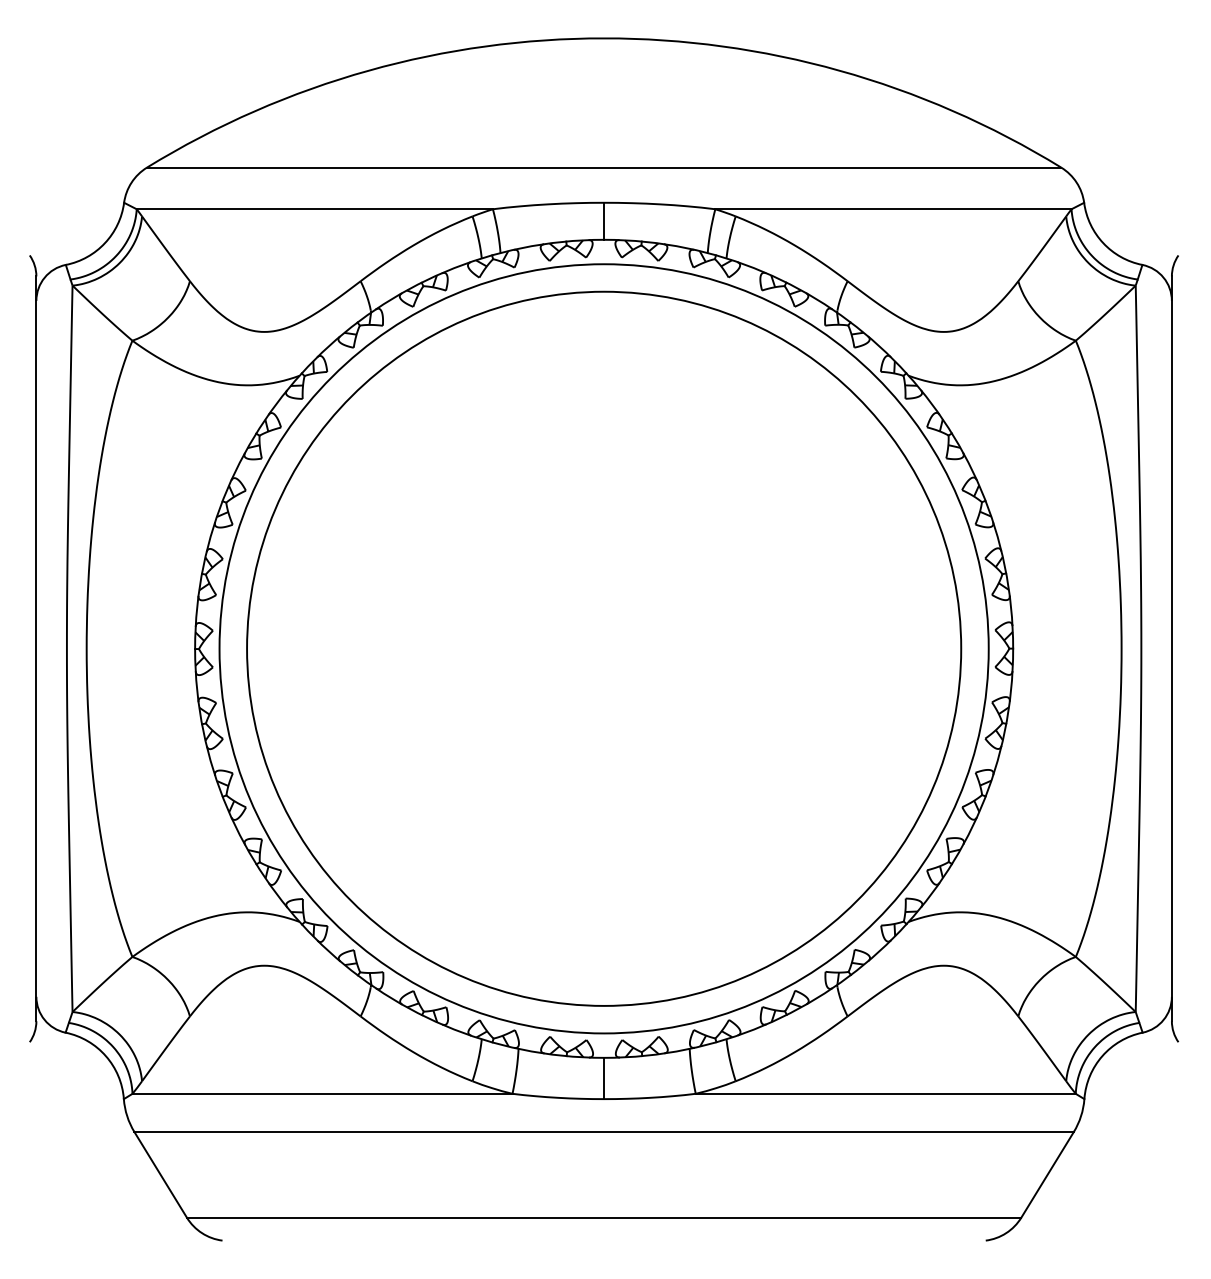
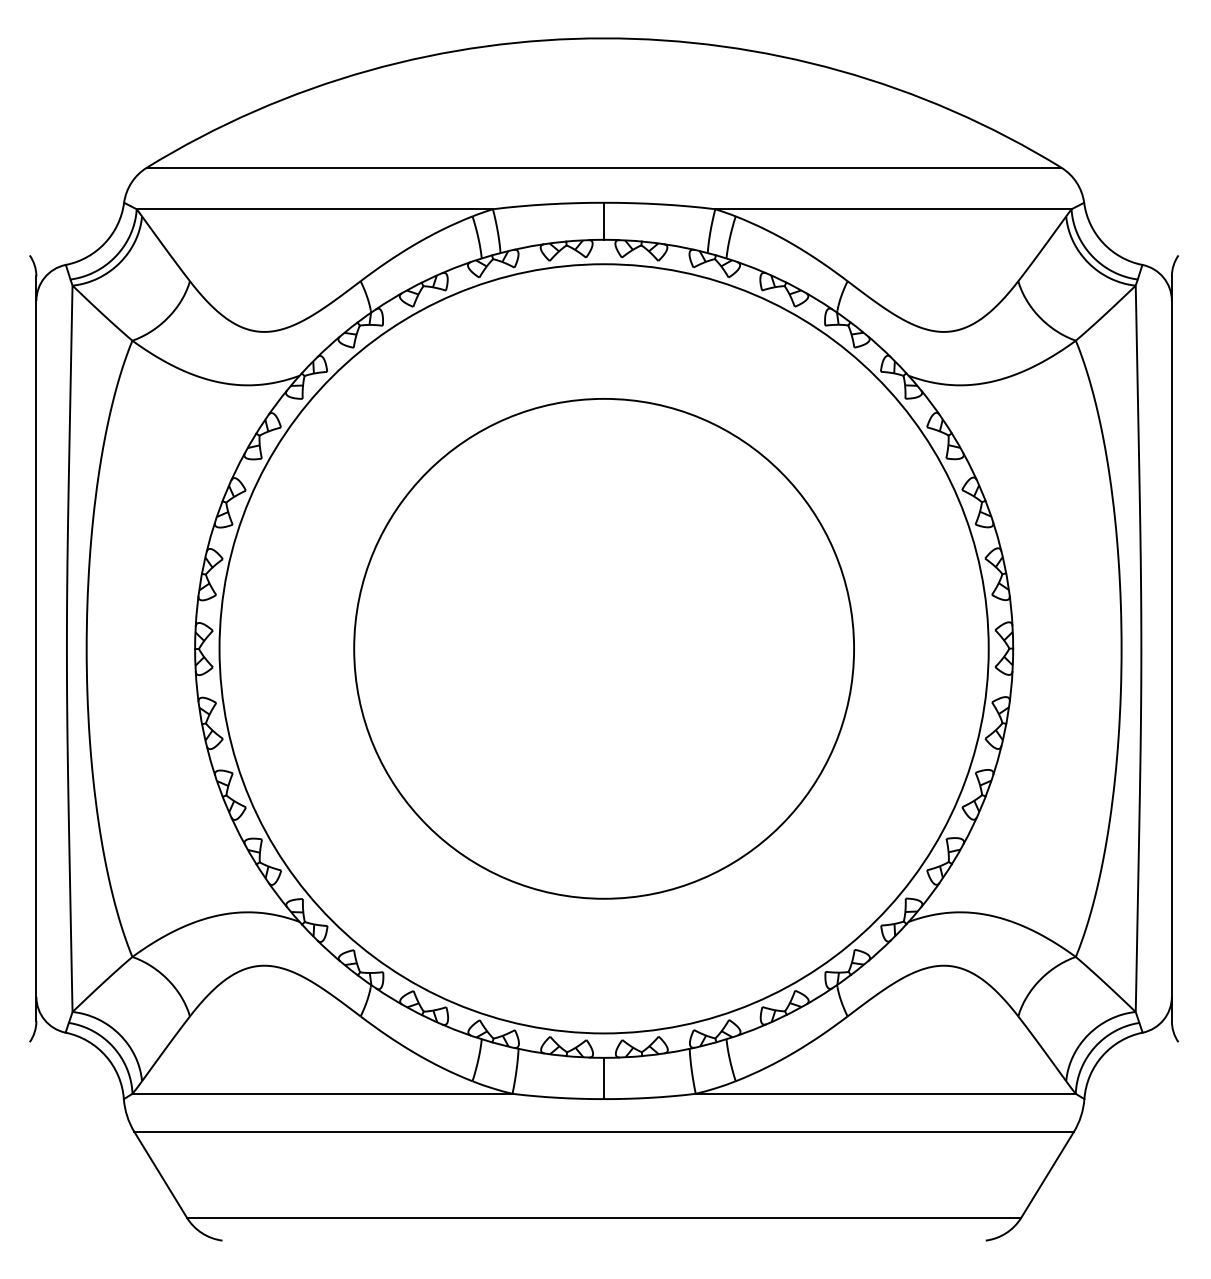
circle diameter: 714 px -> 500 px (604, 648)
